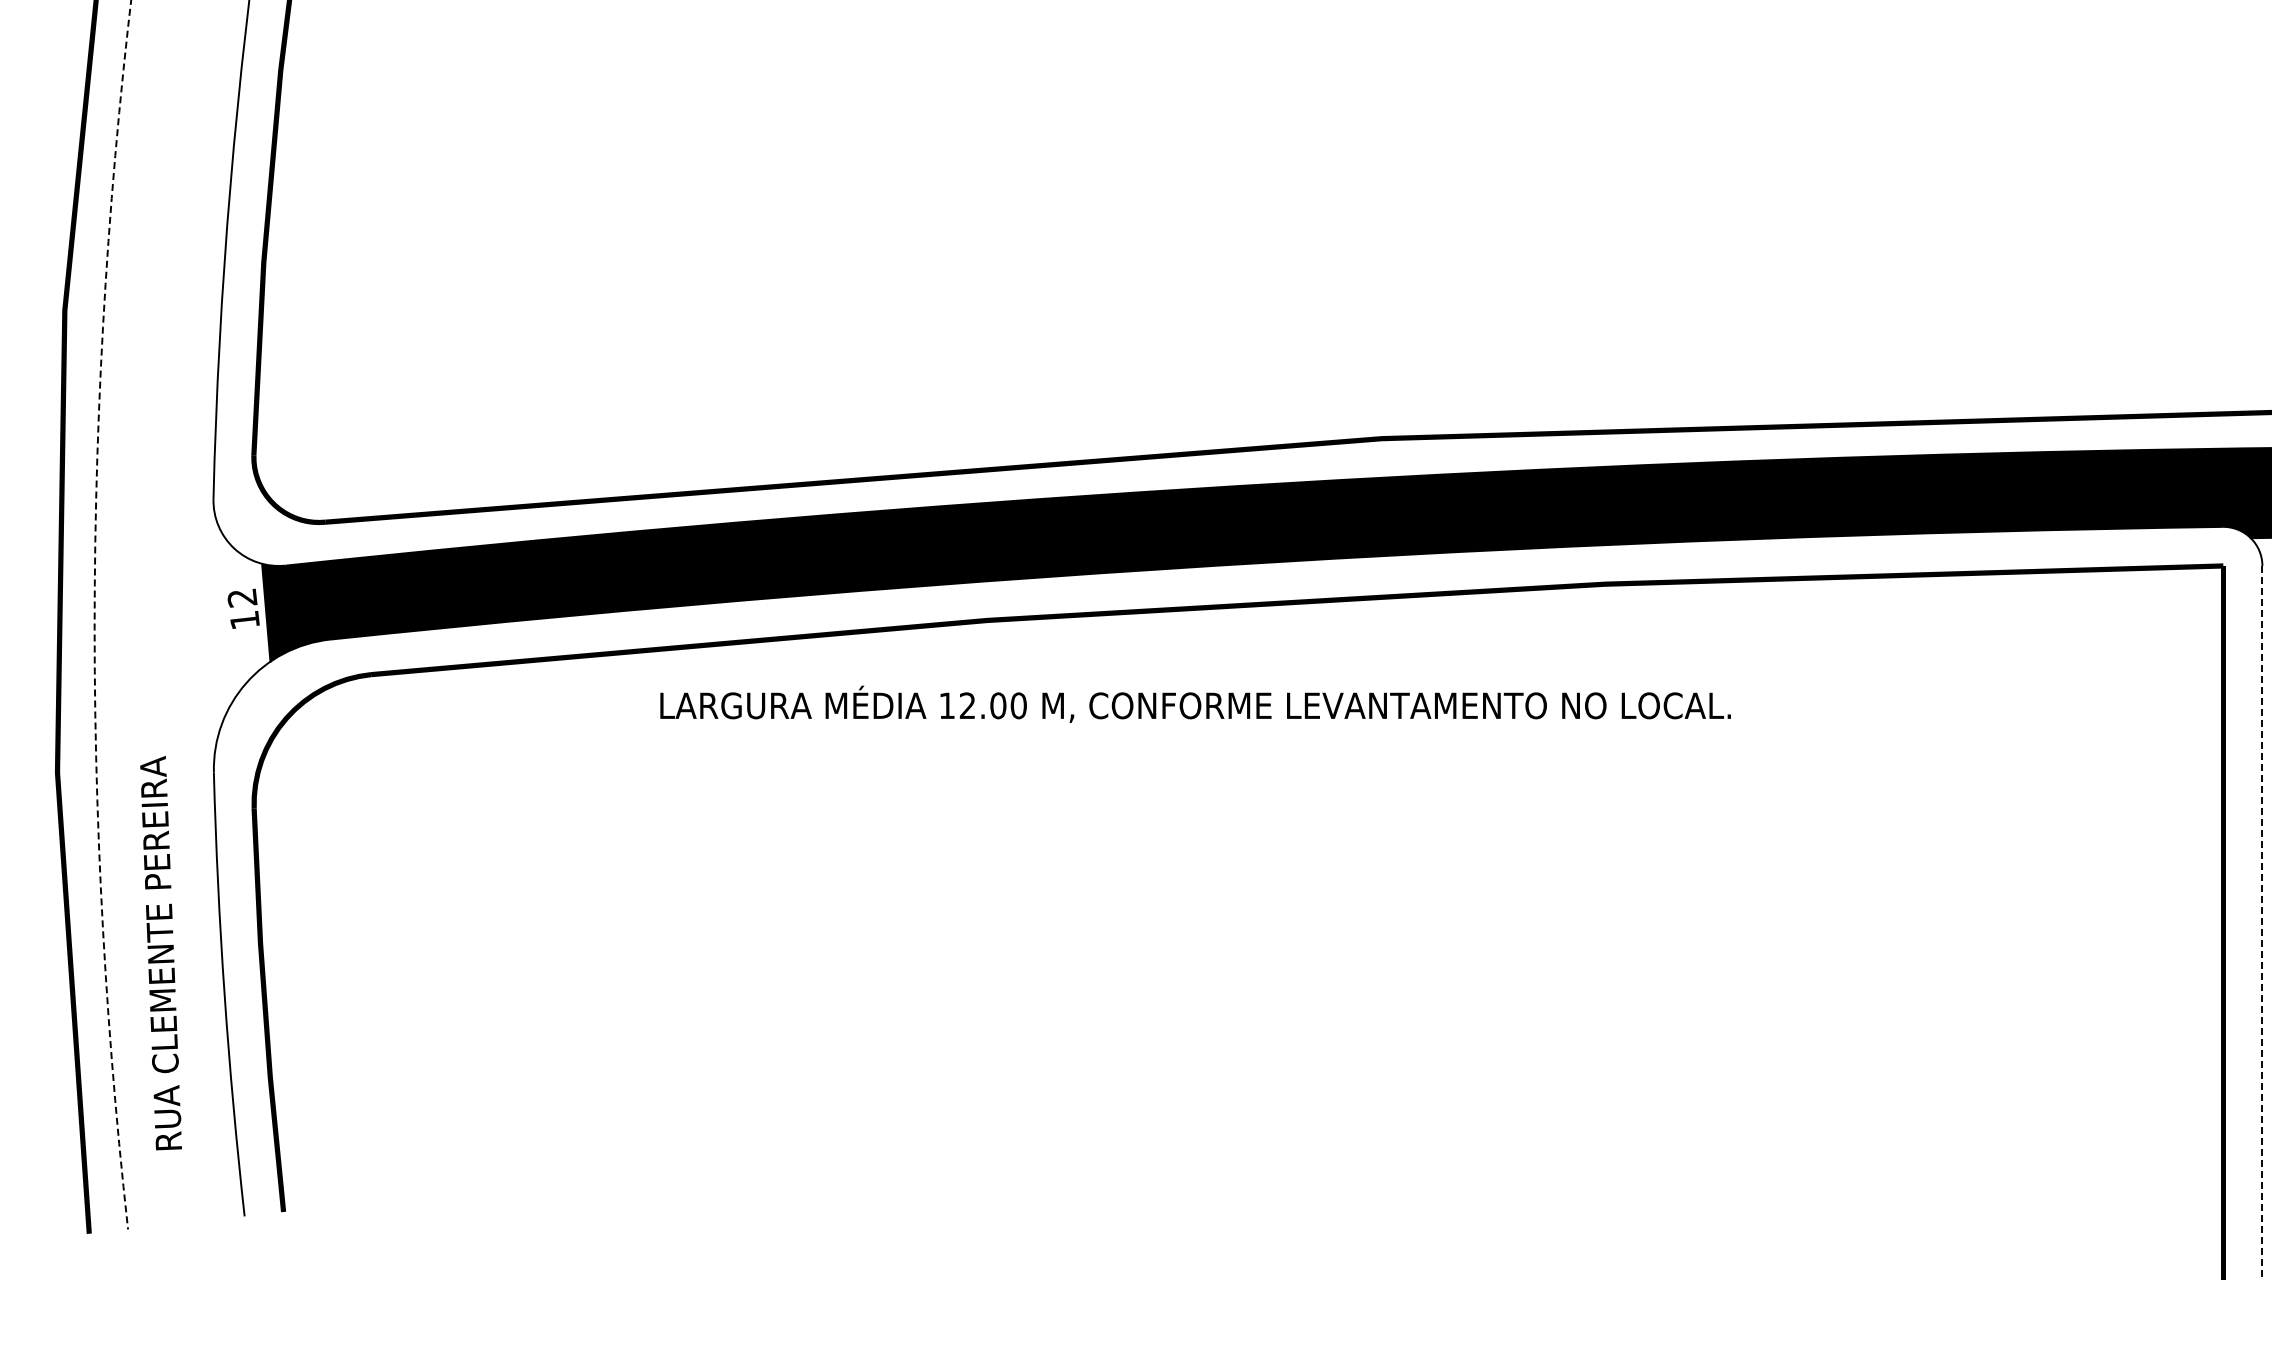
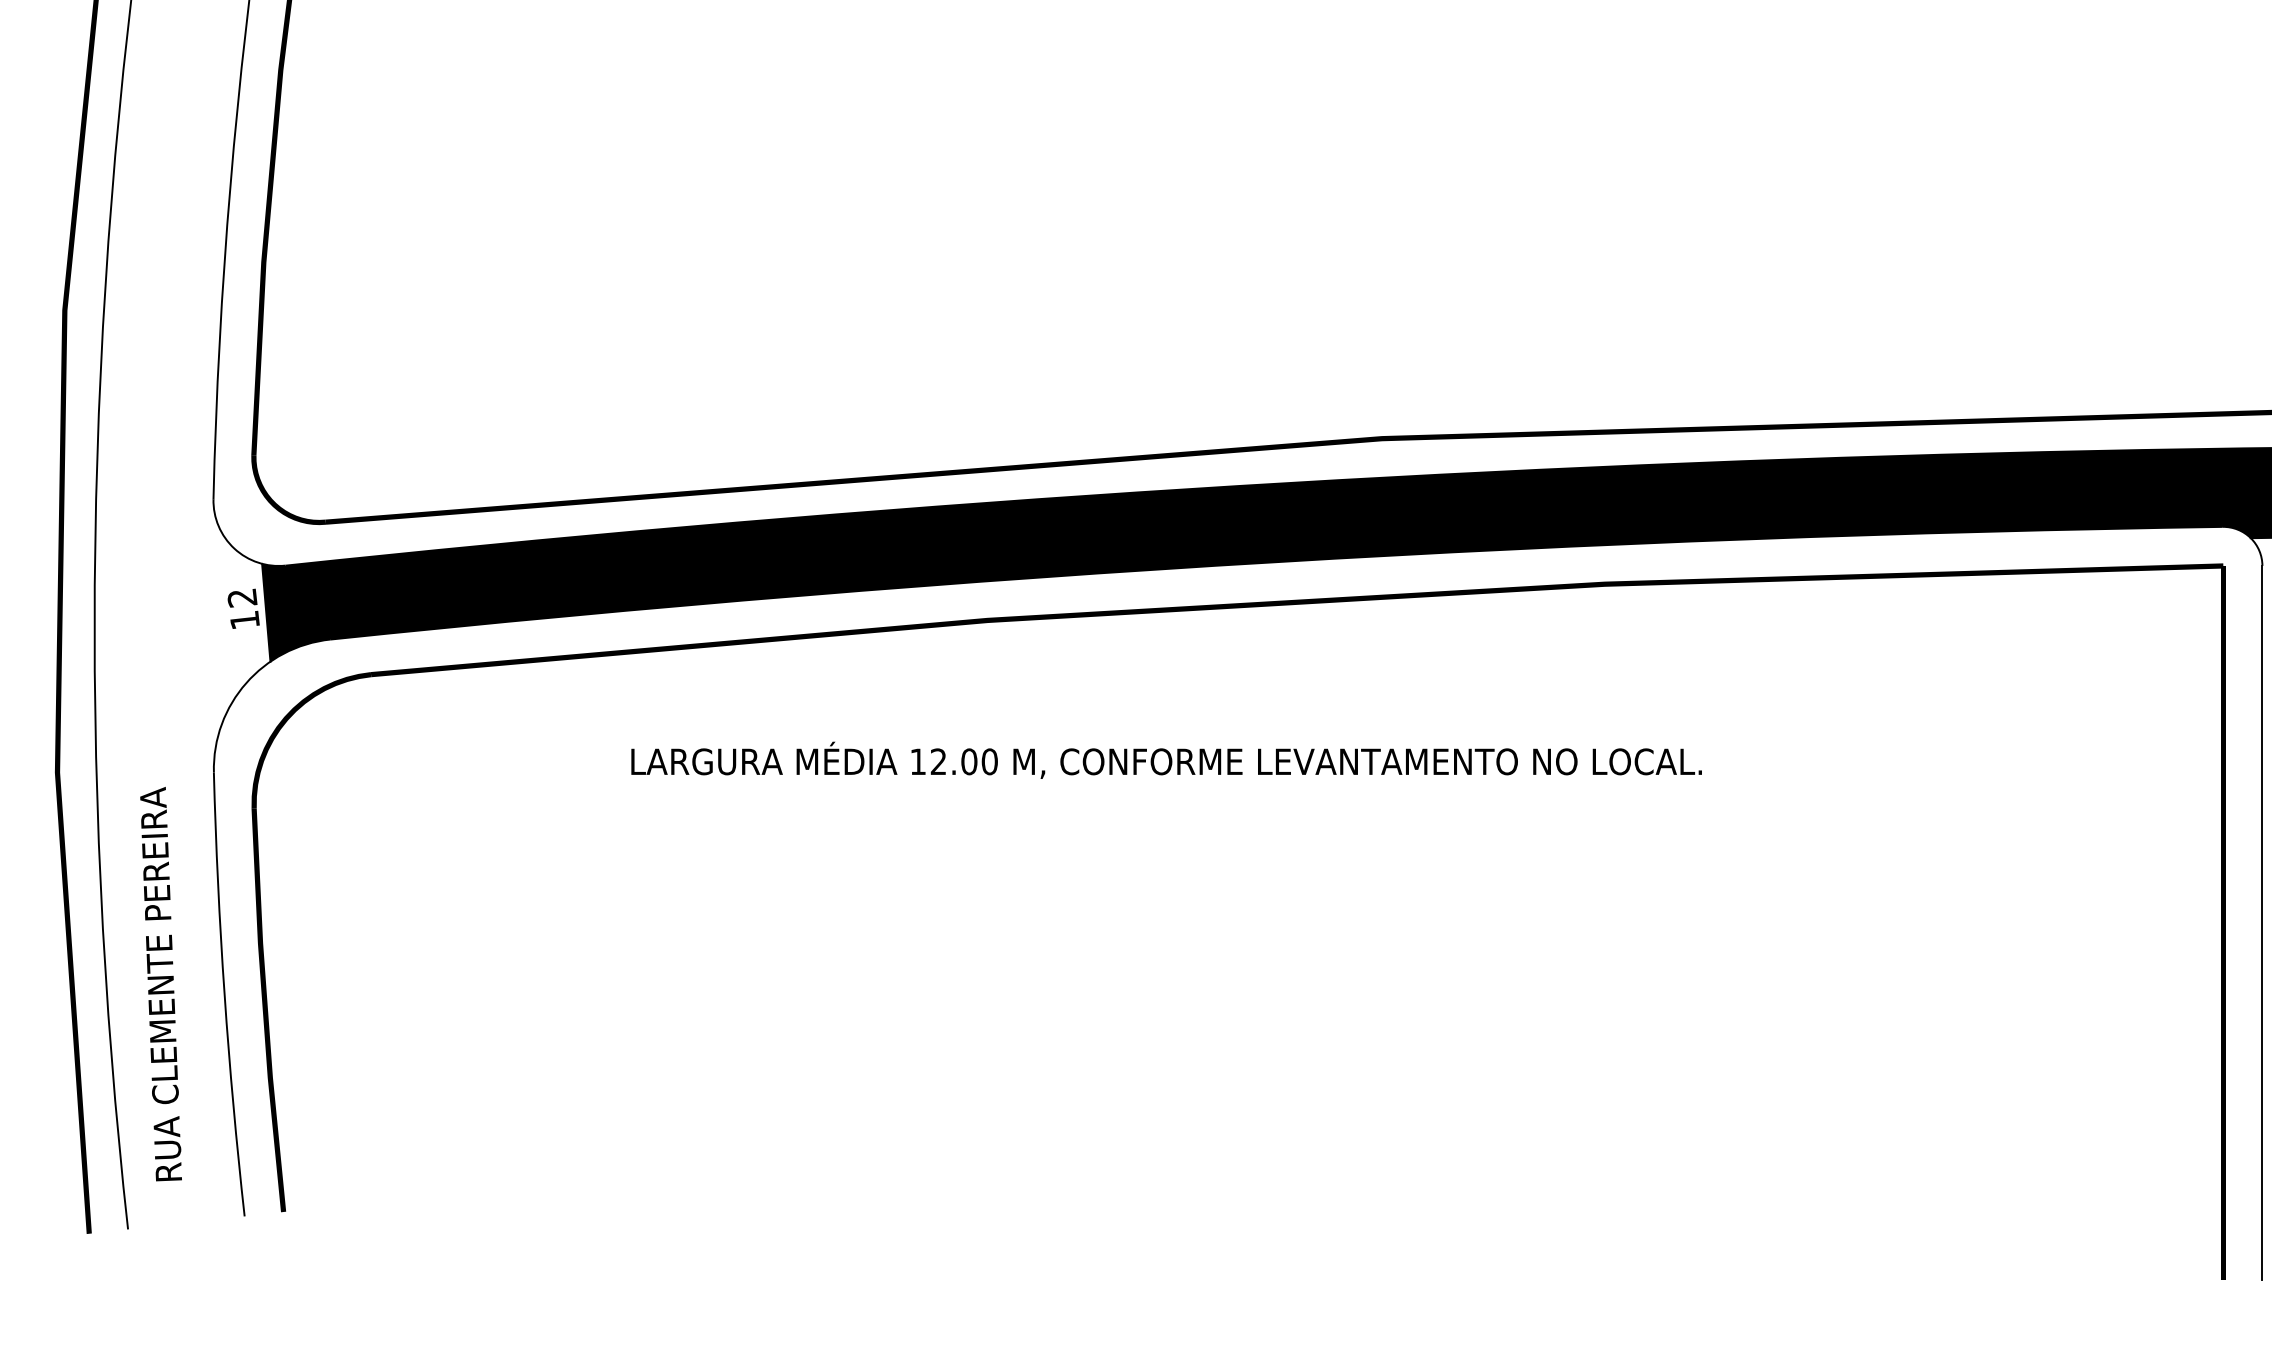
arc: dashed -> solid (94, 615)
text position: (1195, 703) -> (1166, 759) (1166, 759)
line: dashed -> solid (2262, 923)
text position: (160, 953) -> (160, 984) (160, 984)
